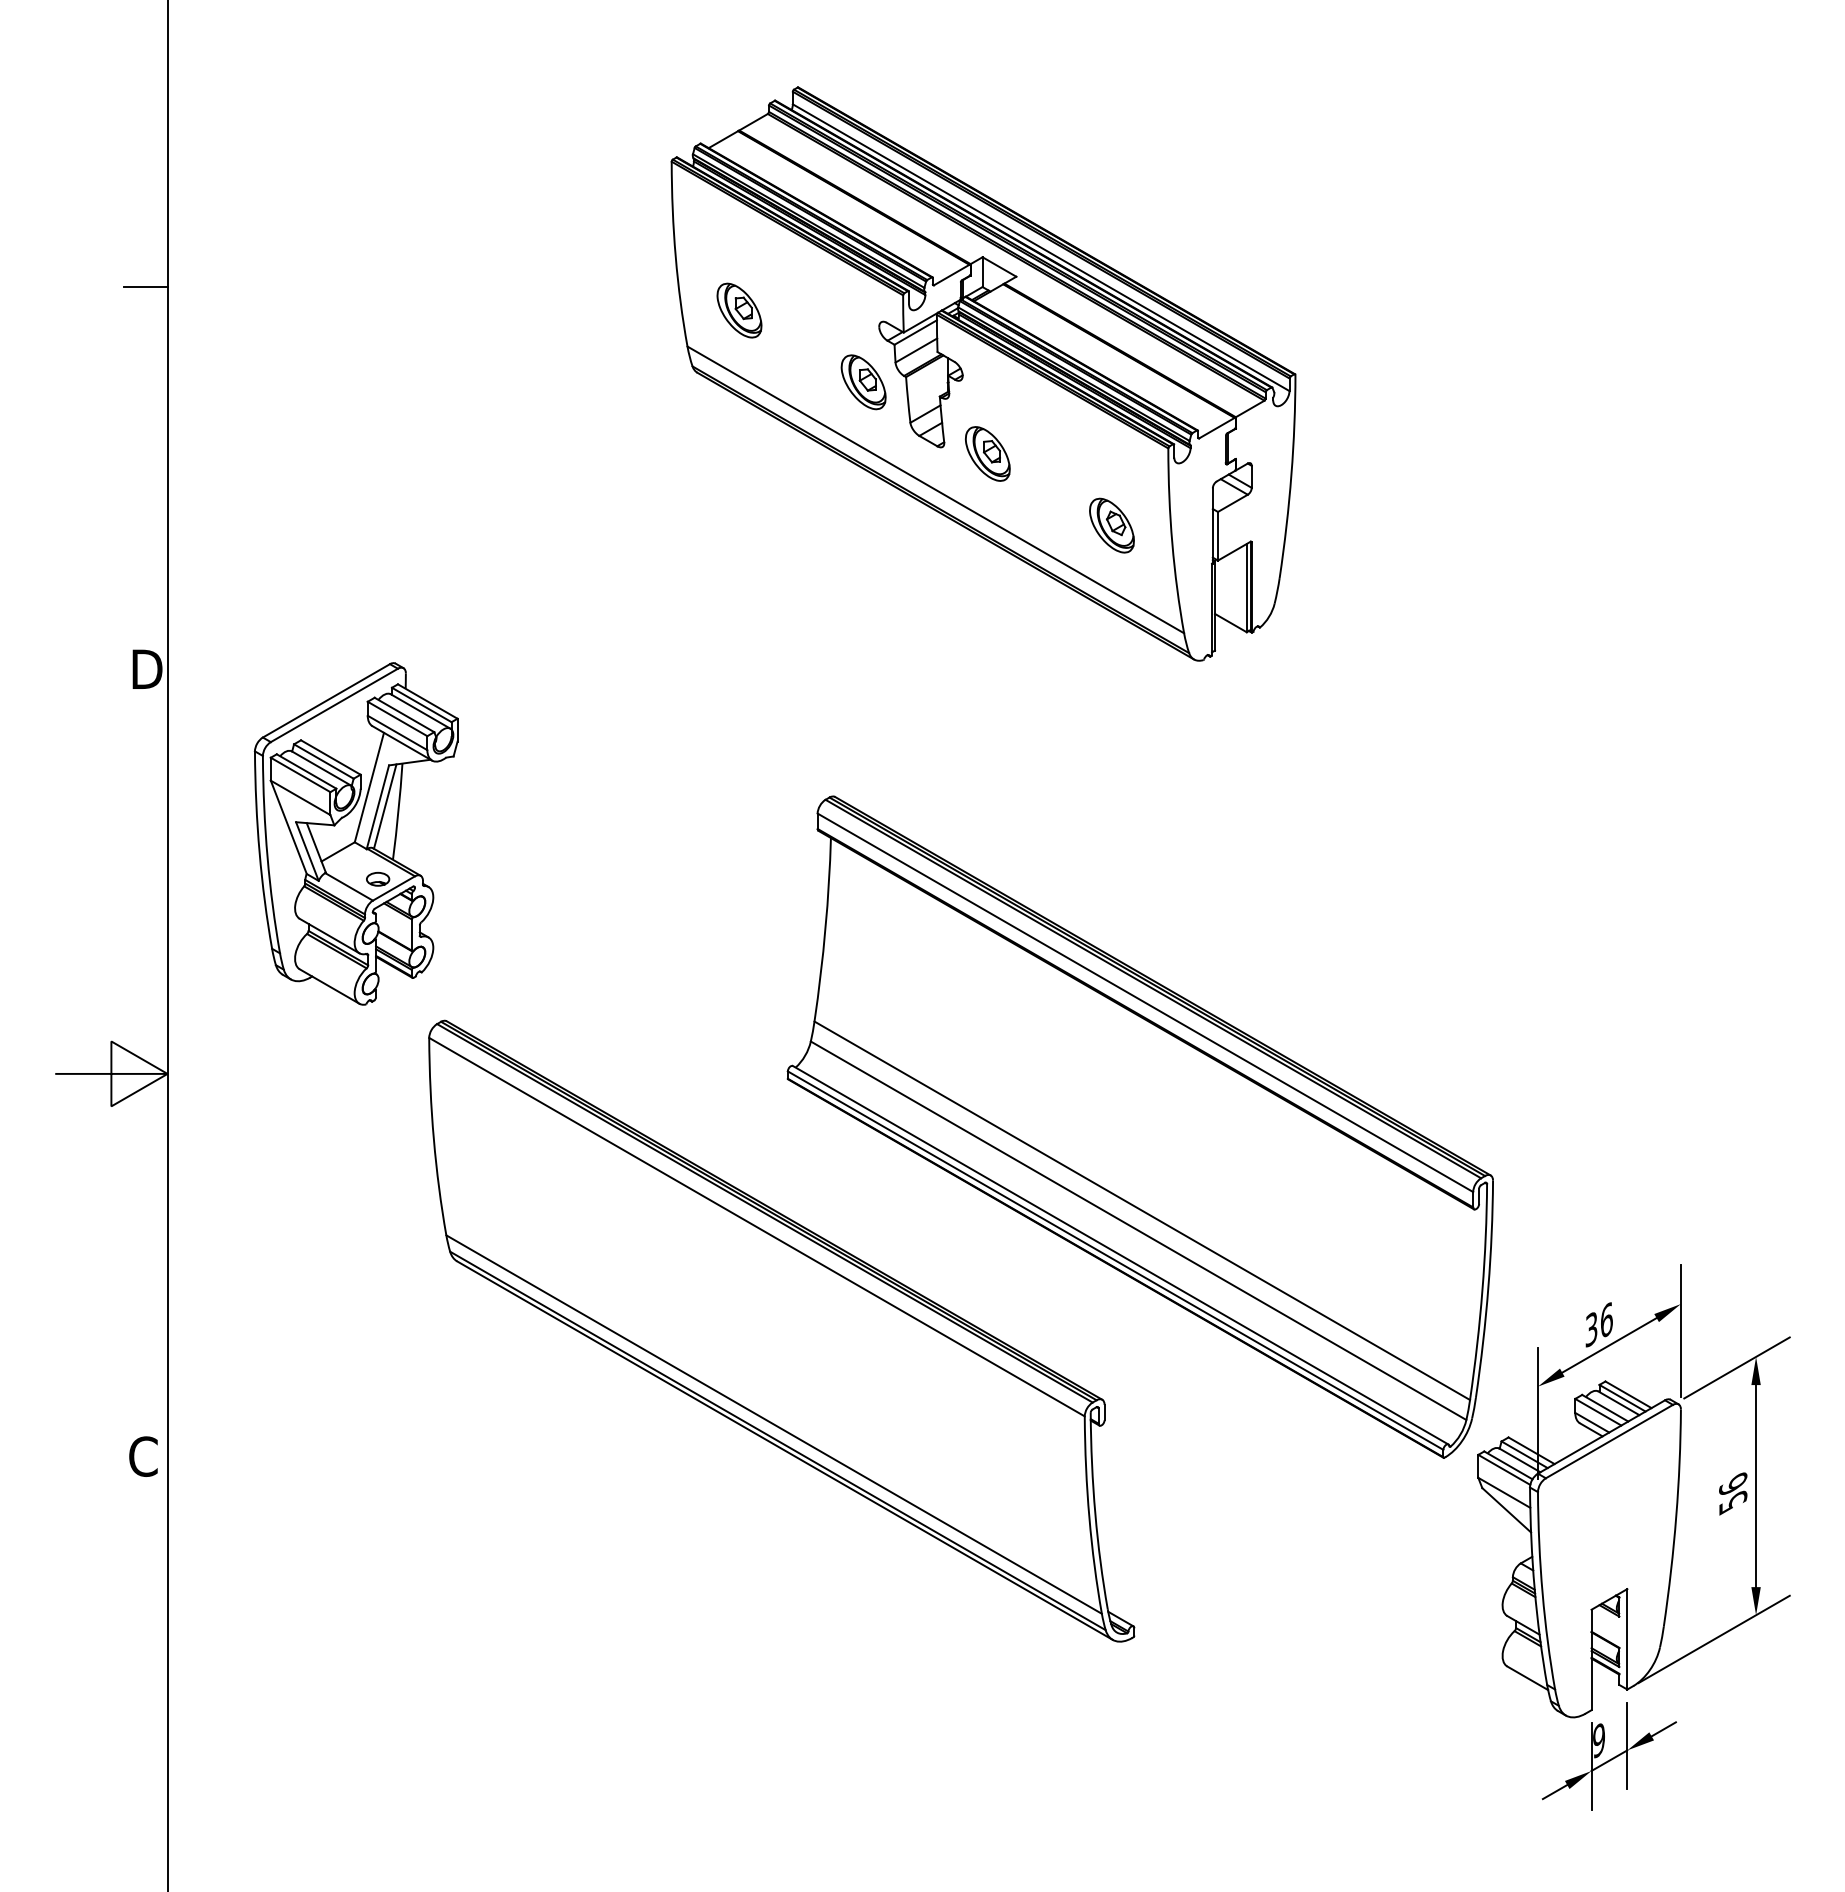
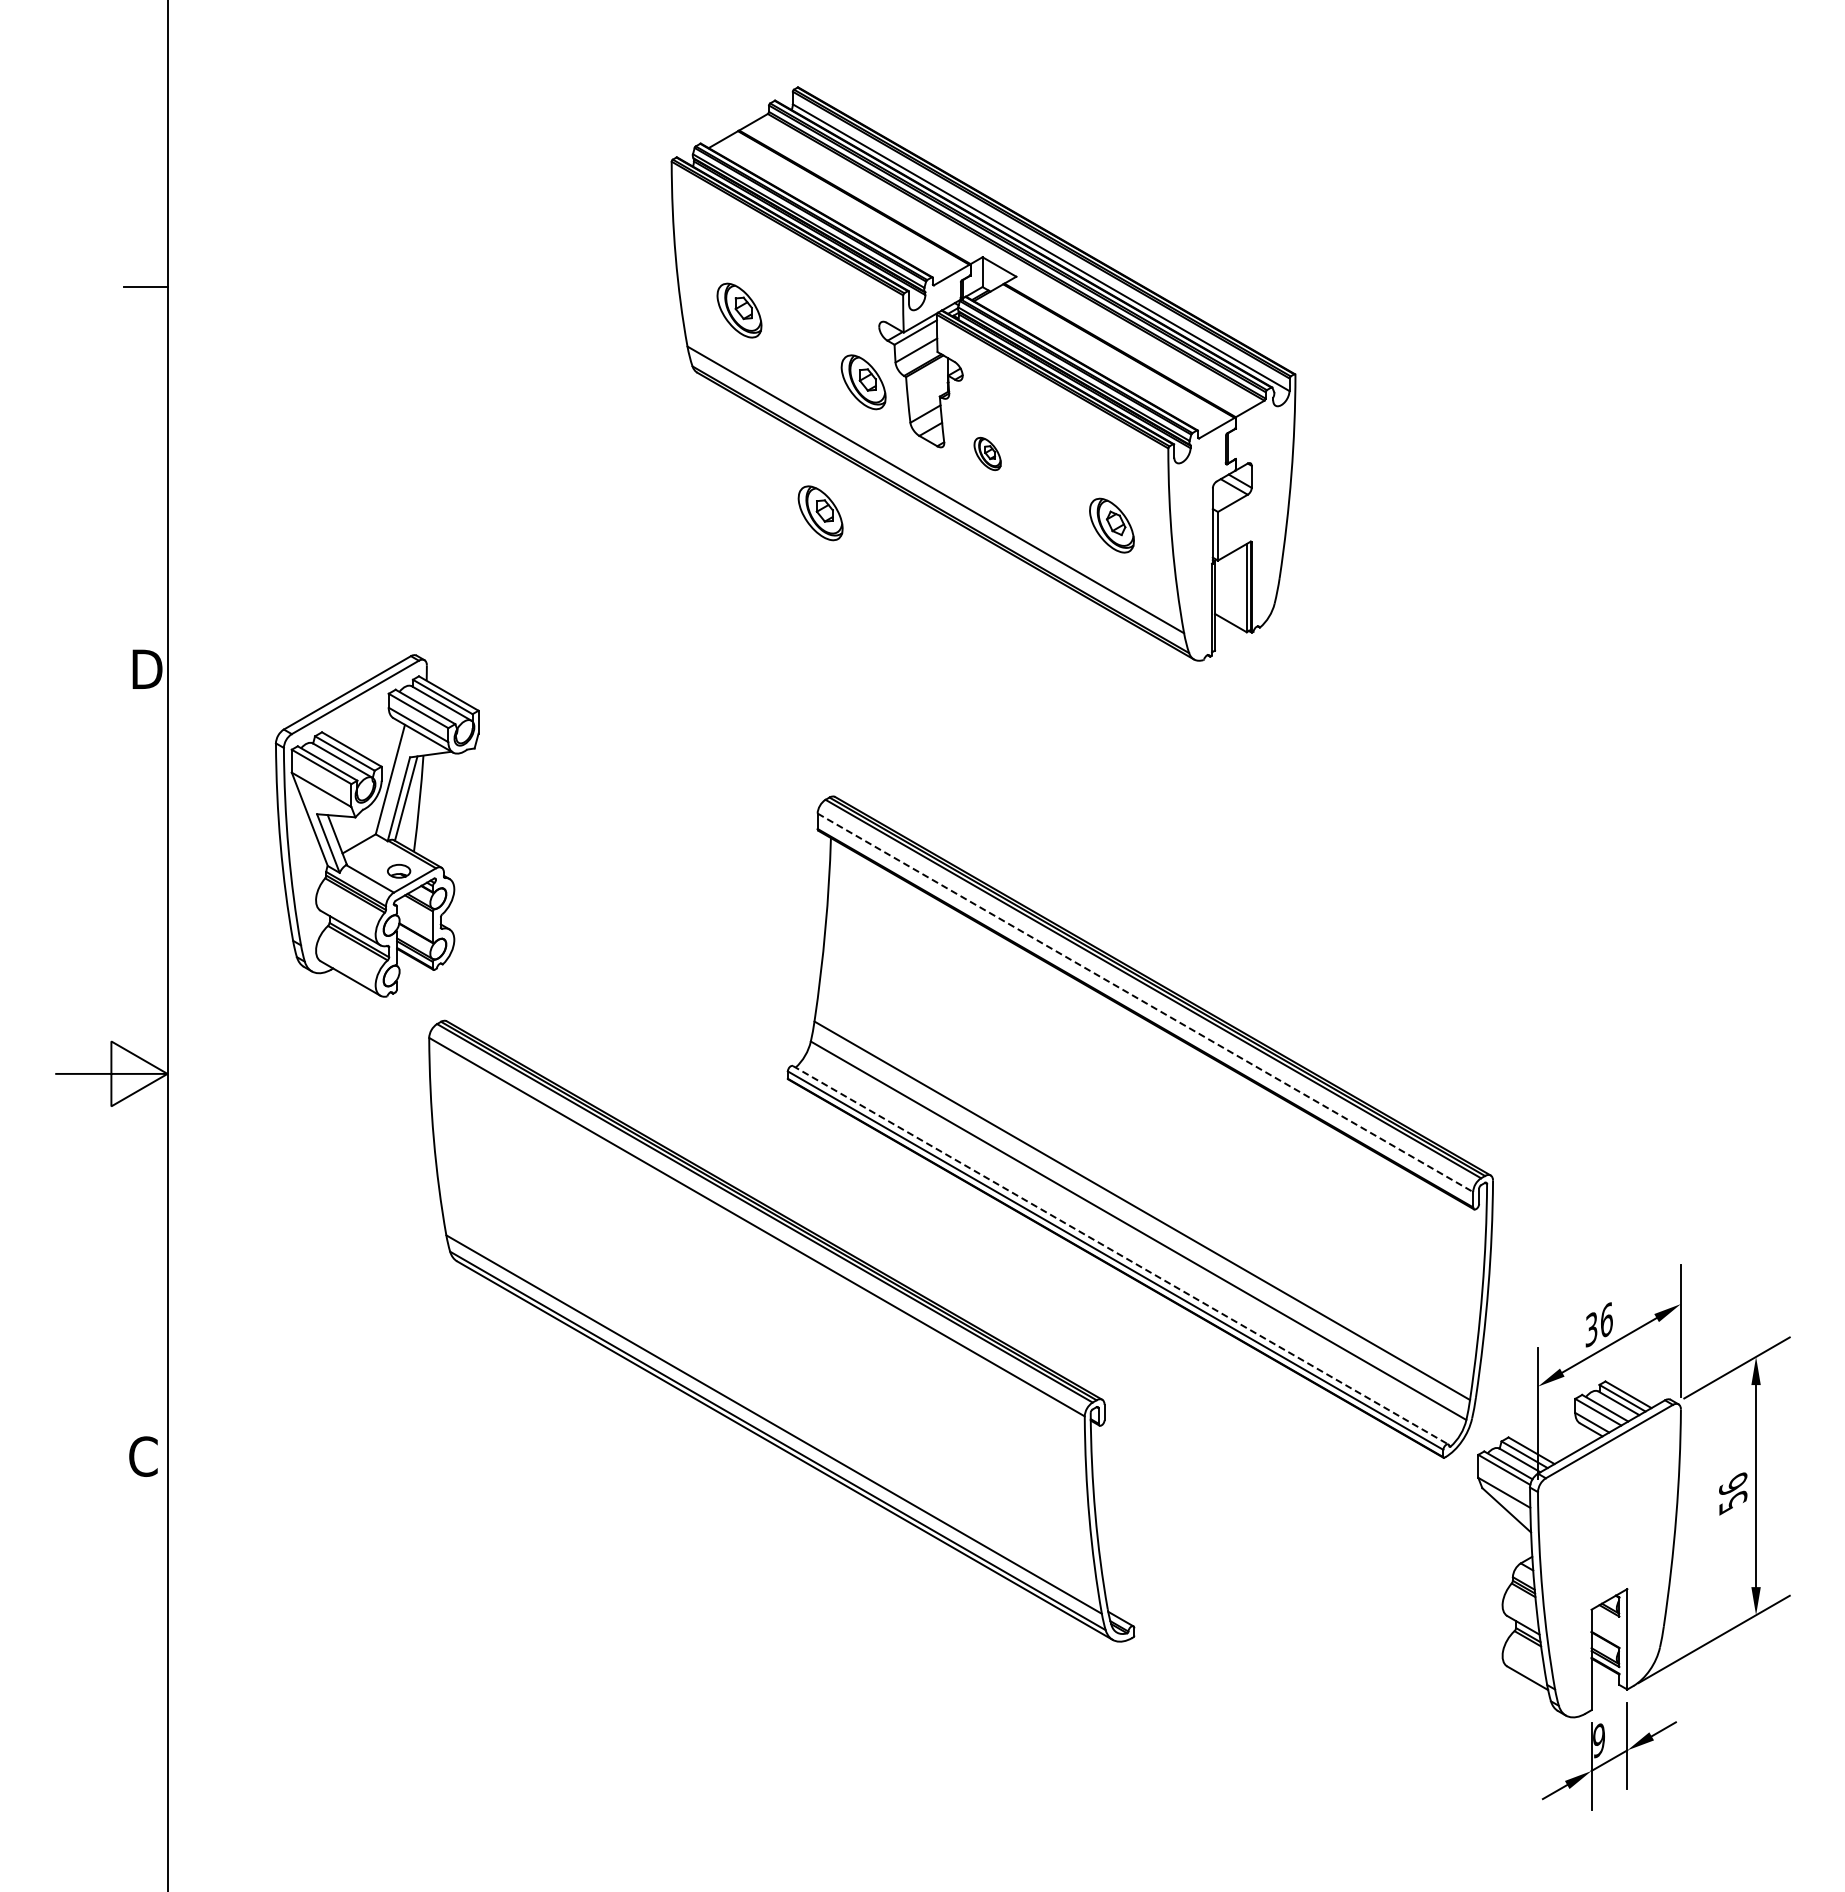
part size: 47x56 px -> 29x36 px (987, 453)
part: none -> present (820, 513)
part position: (355, 833) -> (376, 825) (376, 825)
line: solid -> dashed (1145, 1003)
line: solid -> dashed (1121, 1255)
